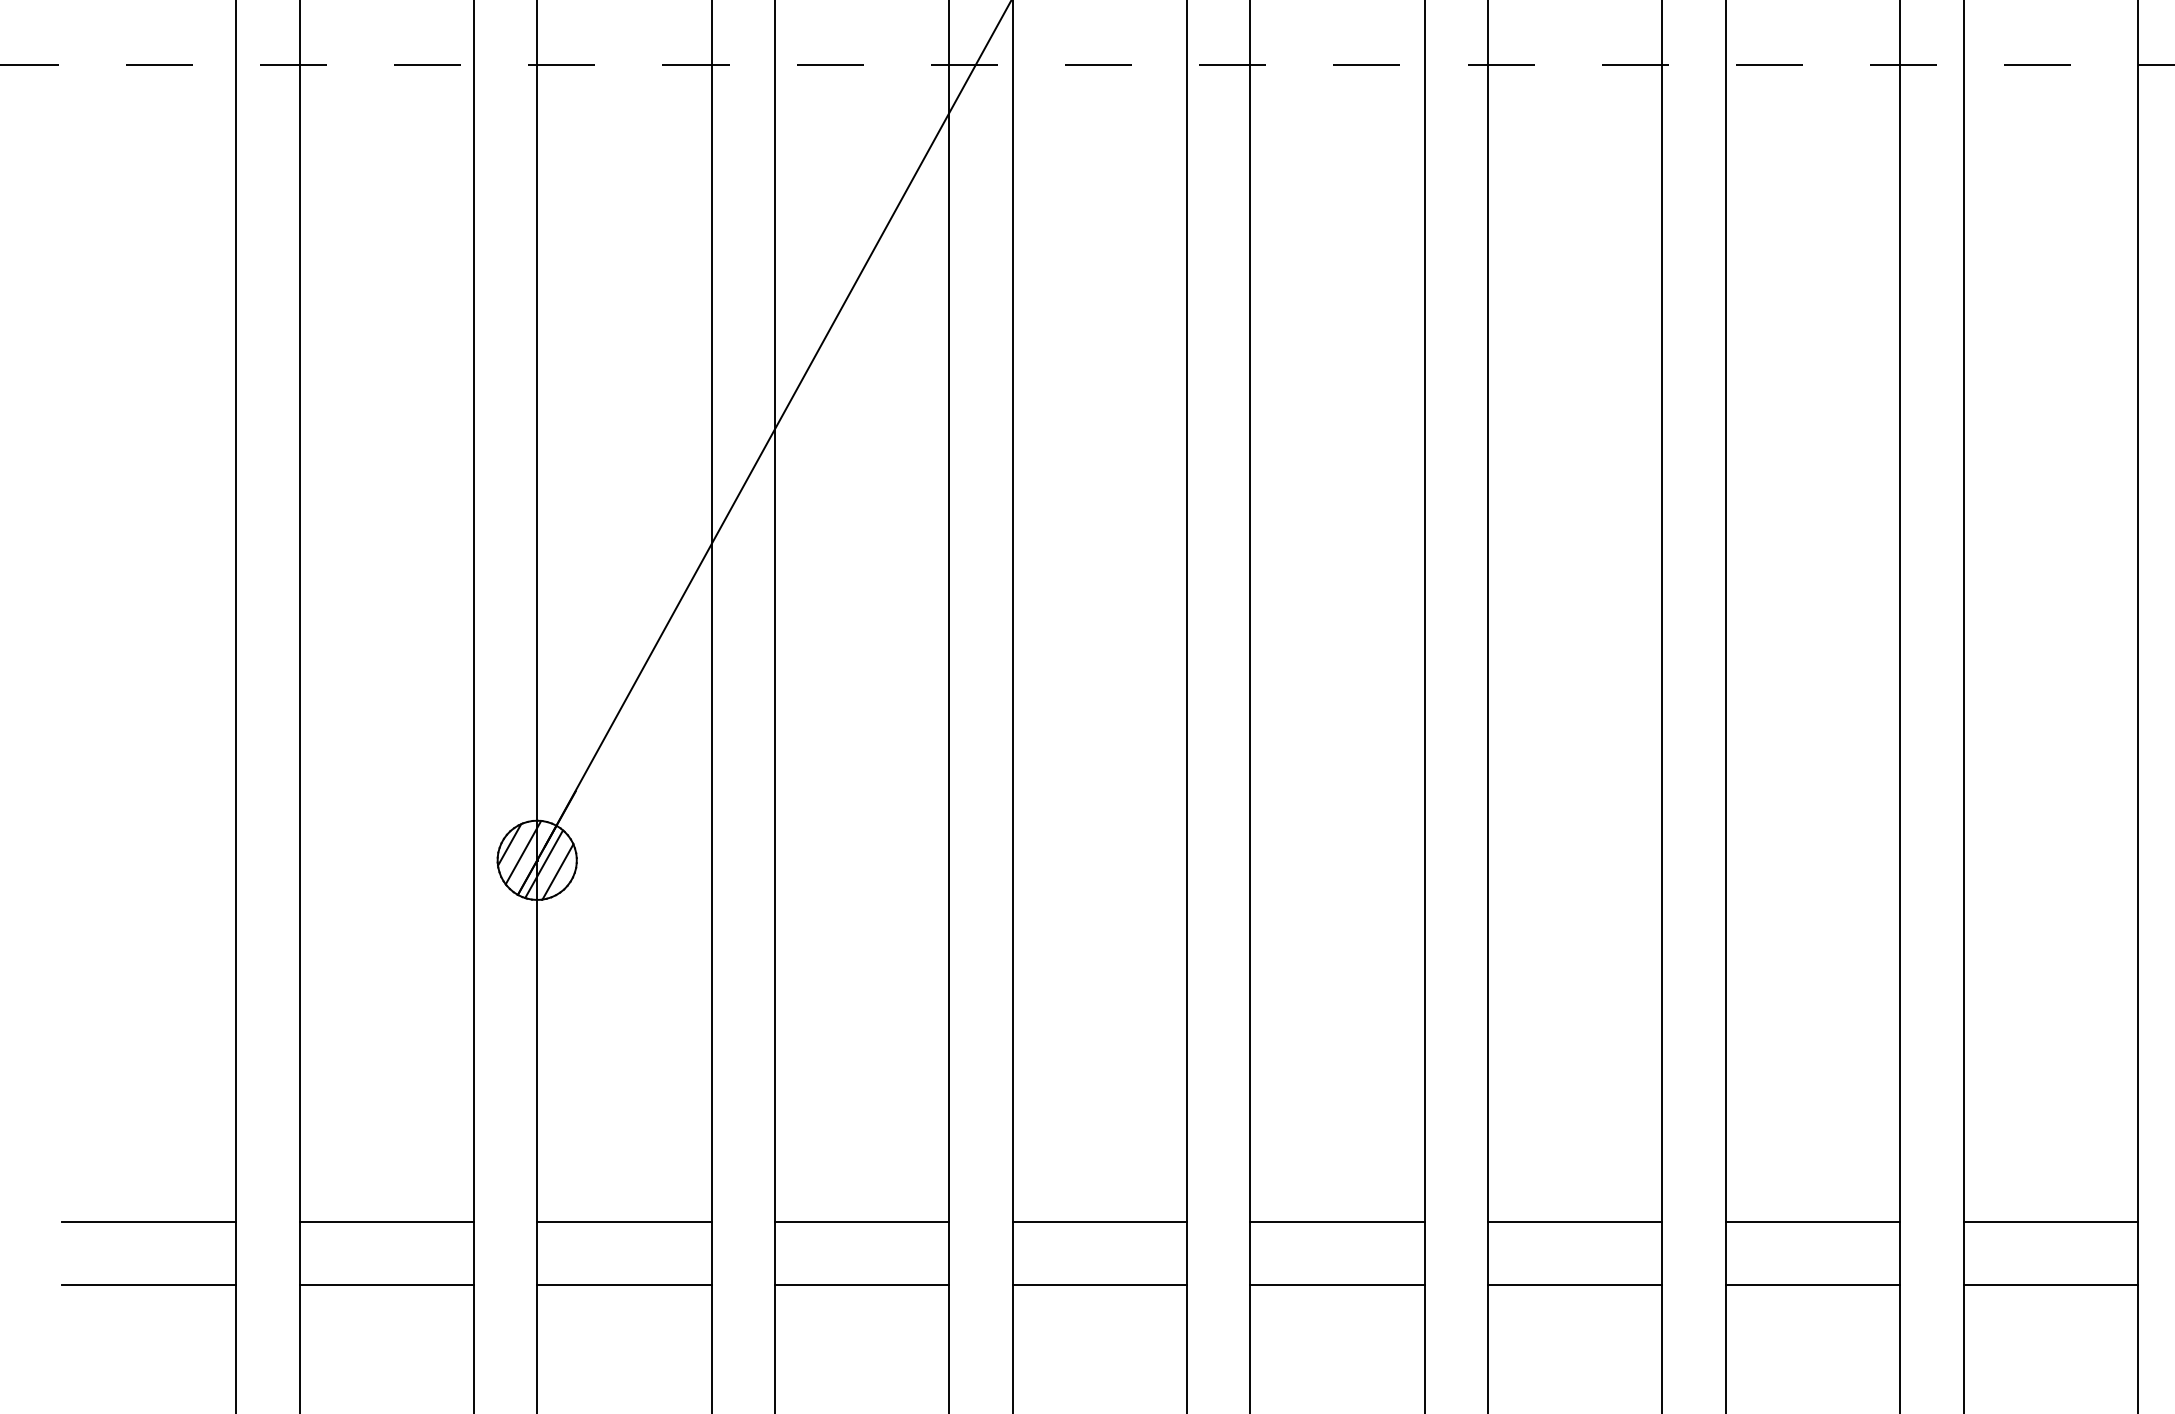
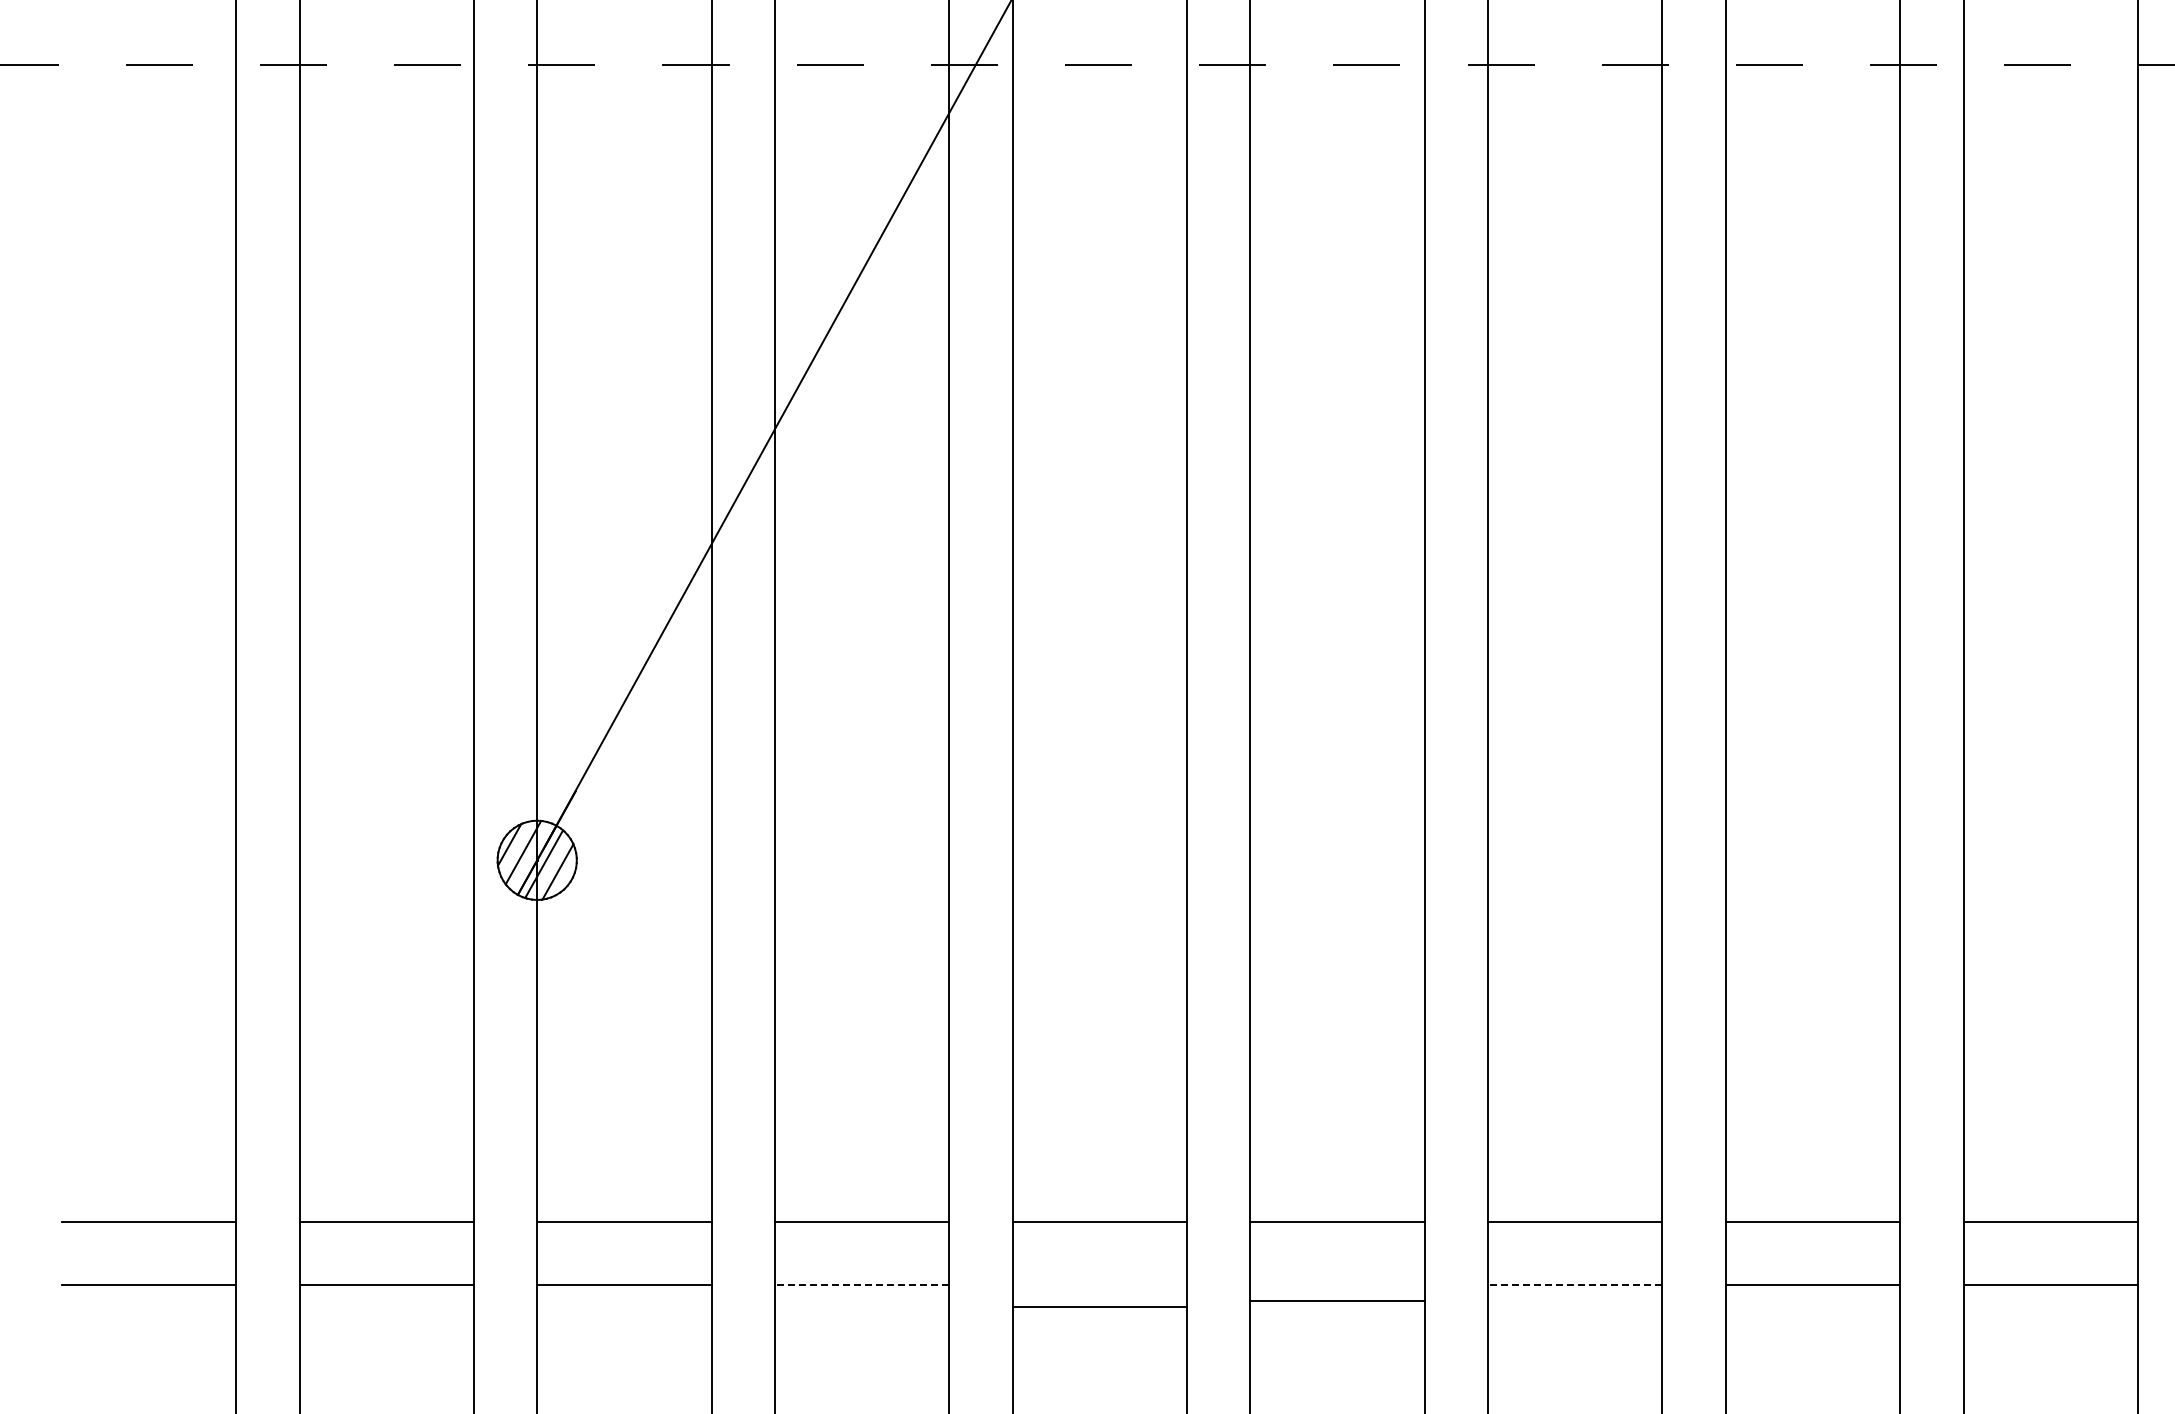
line: solid -> dashed (861, 1285)
line position: (1099, 1285) -> (1099, 1307) (1099, 1307)
line position: (1337, 1285) -> (1337, 1301) (1337, 1301)
line: solid -> dashed (1574, 1285)
